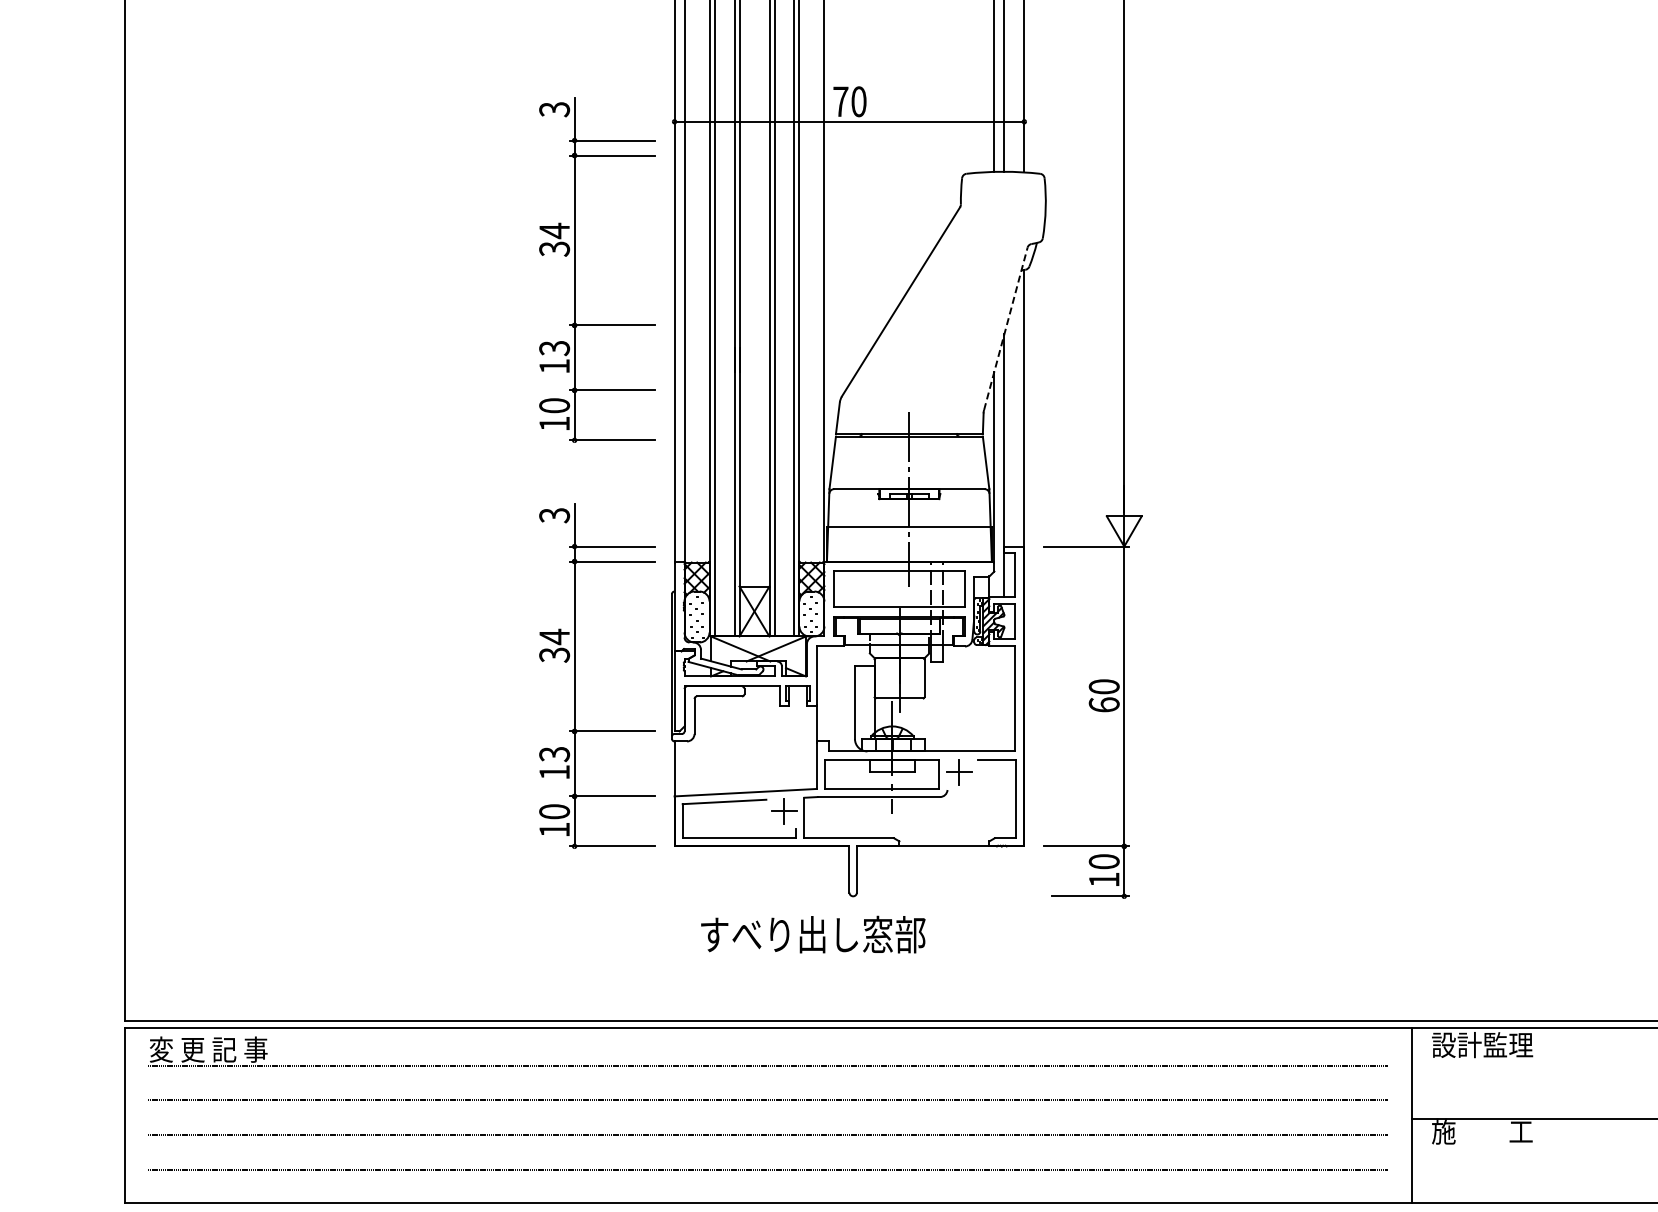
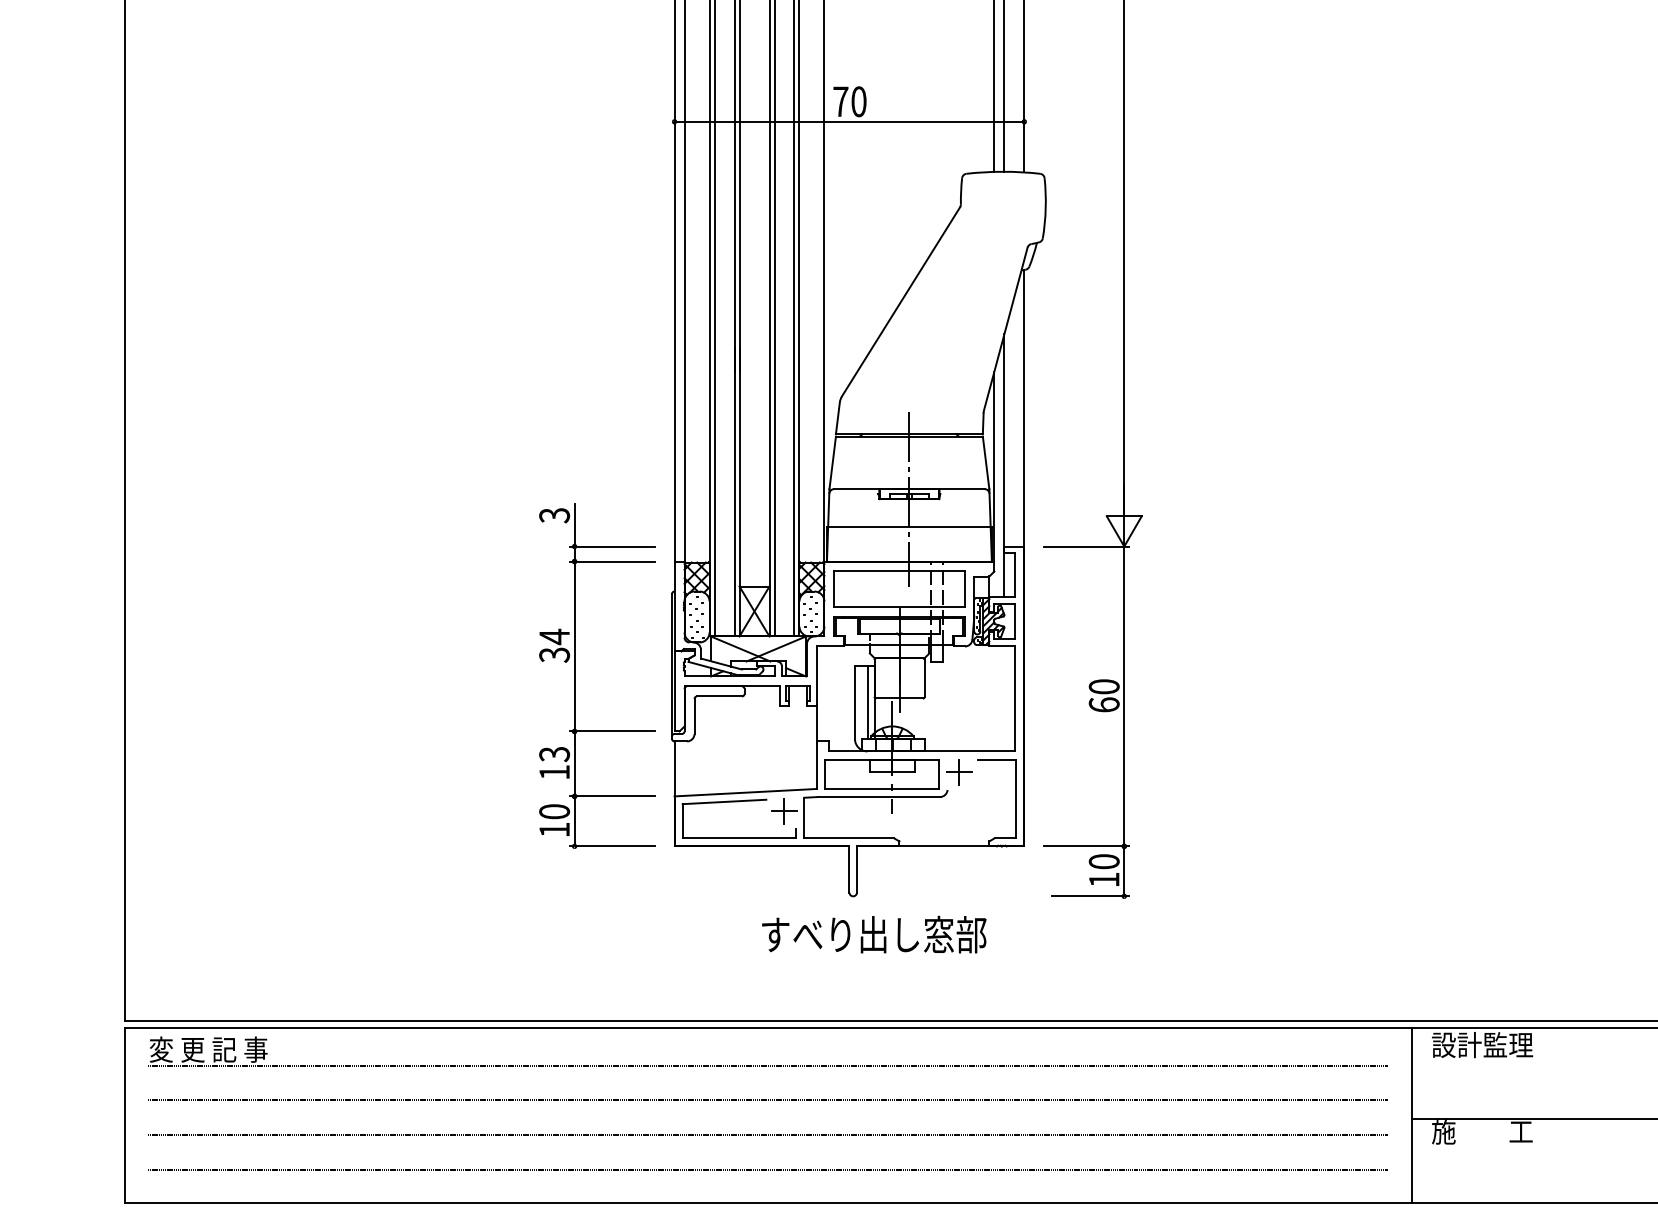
part: present -> none (575, 269)
line: dashed -> solid (1005, 328)
line: none -> present (867, 702)
text position: (813, 934) -> (874, 934) (874, 934)
